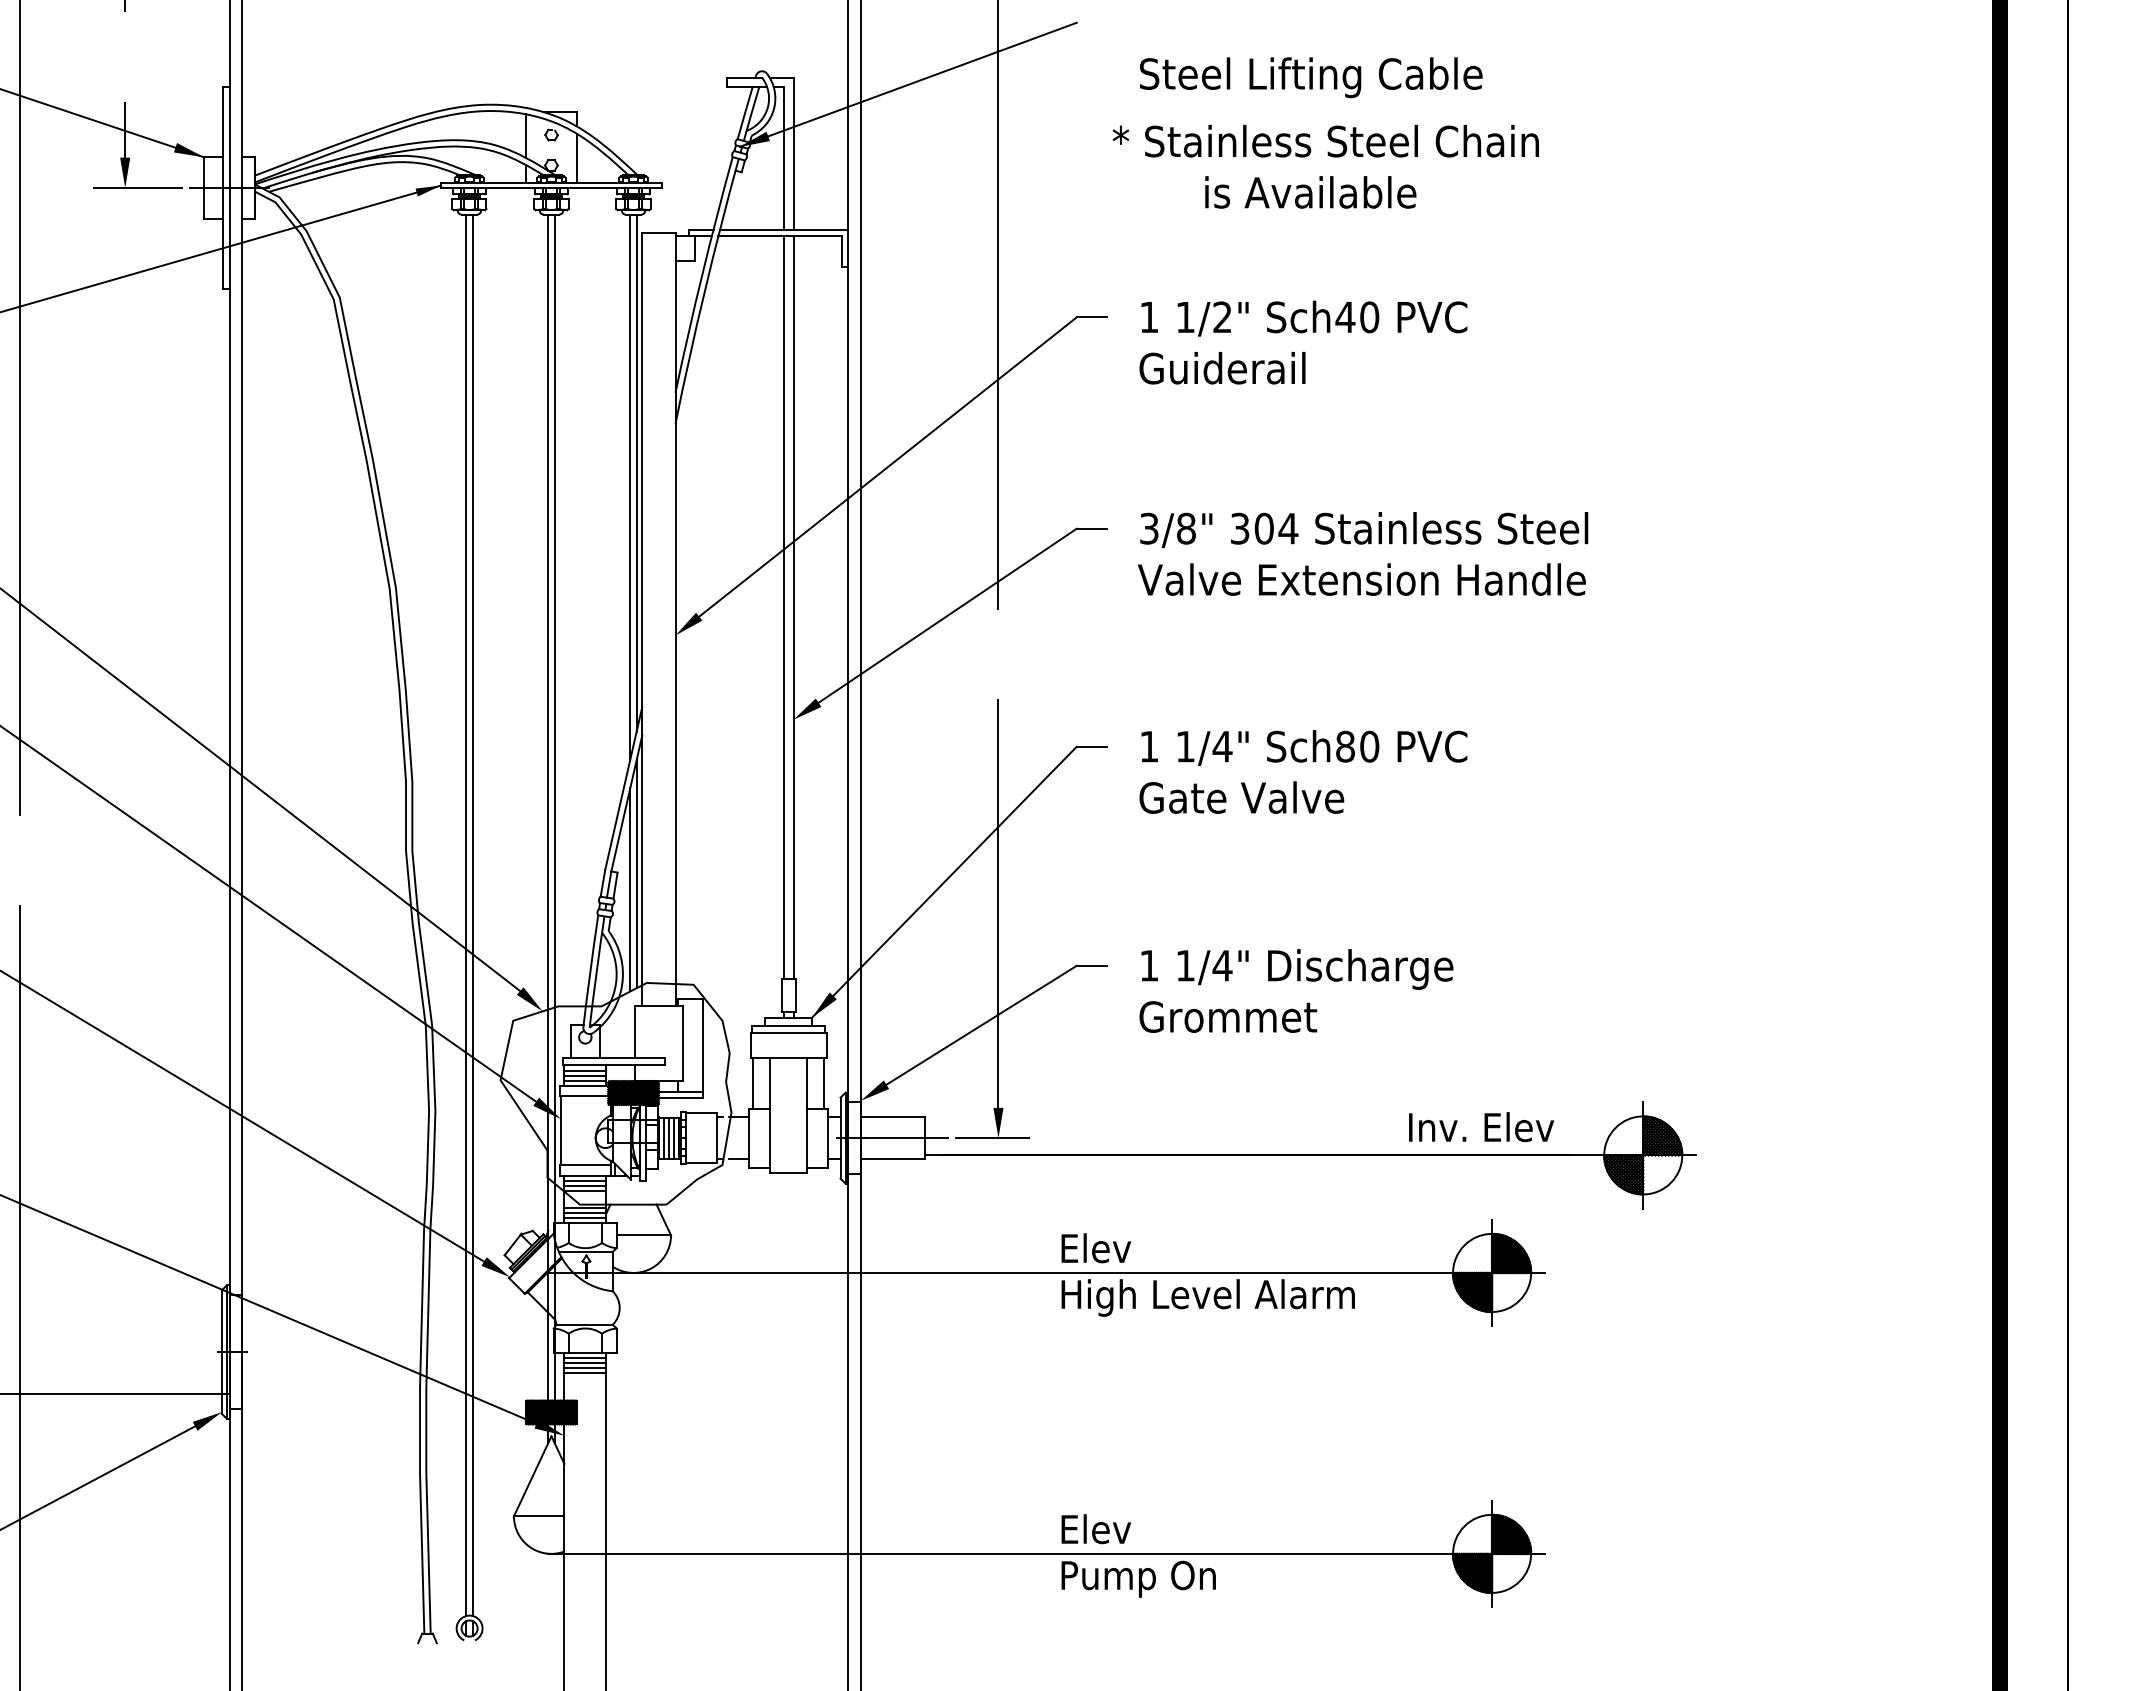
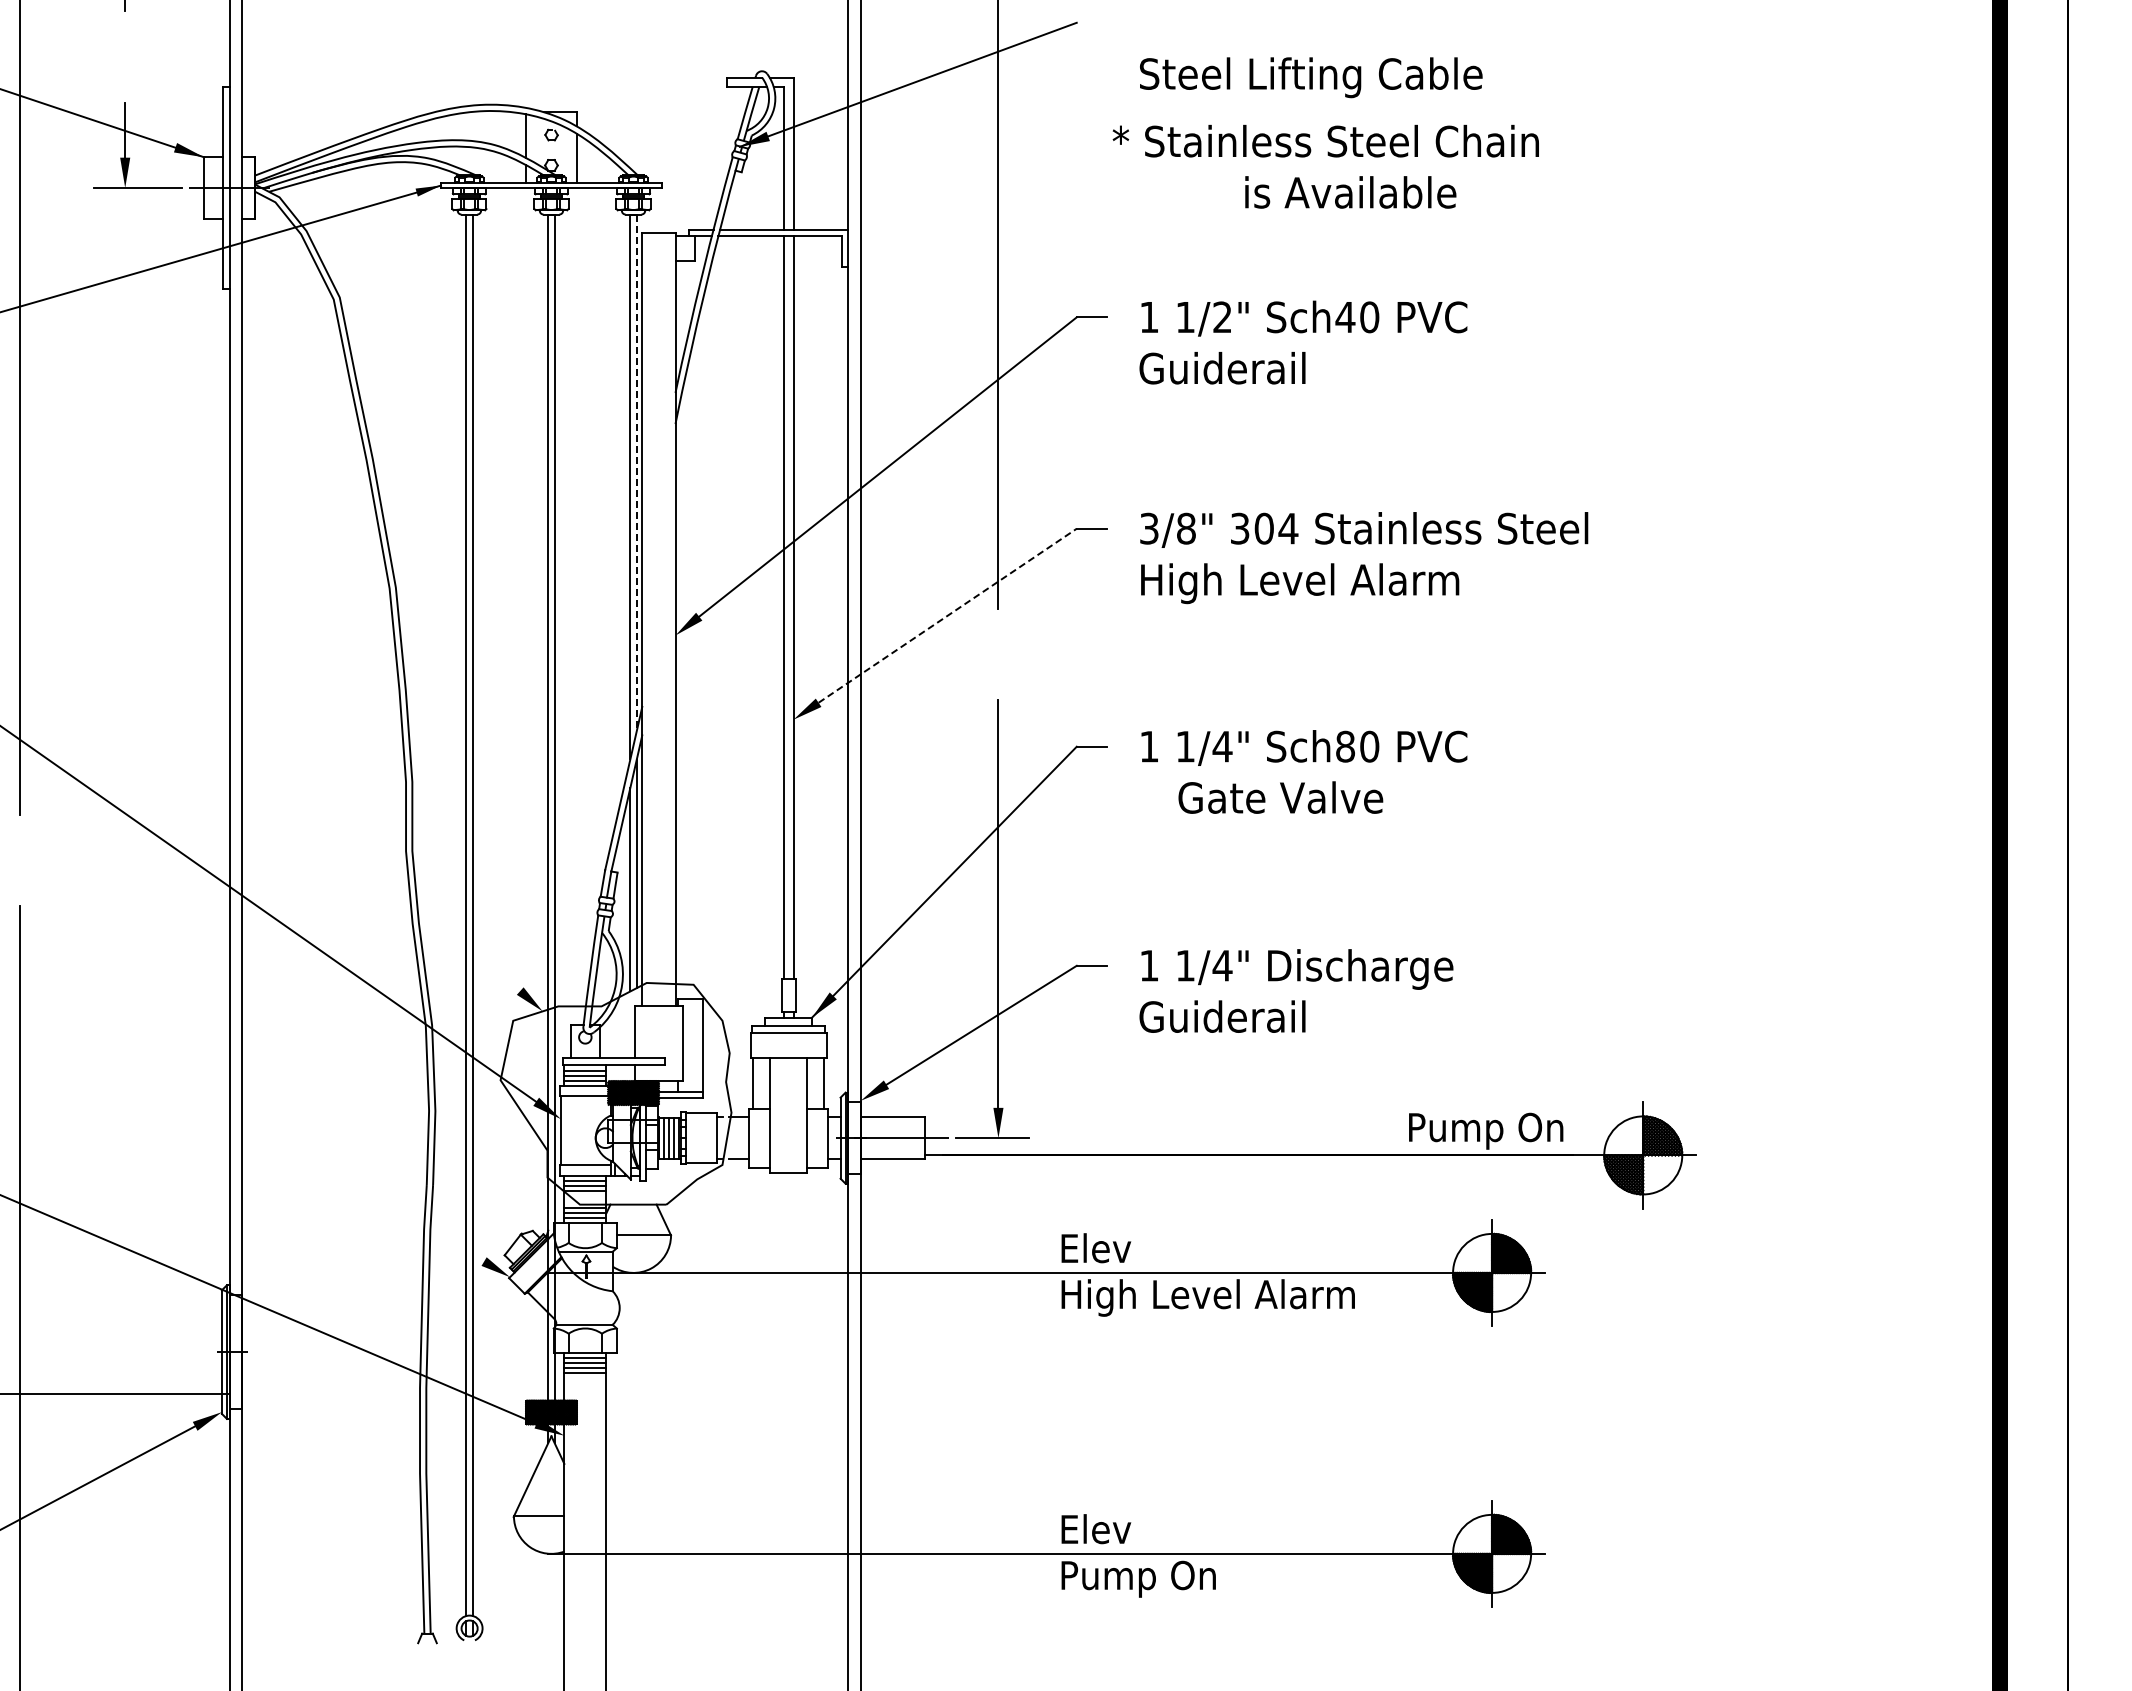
text position: (1310, 192) -> (1350, 192) (1350, 192)
line: solid -> dashed (636, 473)
text: Valve Extension Handle -> High Level Alarm (1361, 583)
line: solid -> dashed (947, 615)
line: present -> none (261, 790)
text position: (1241, 797) -> (1280, 797) (1280, 797)
text: Grommet -> Guiderail (1243, 1016)
line: present -> none (243, 1116)
text: Inv. Elev -> Pump On (1487, 1130)
